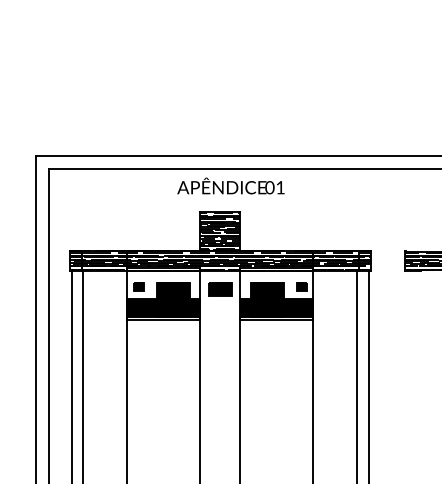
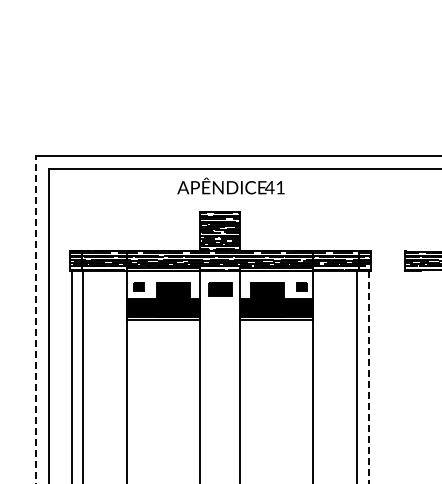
text: 01 -> 41 (269, 187)
line: solid -> dashed (36, 320)
line: solid -> dashed (369, 377)
